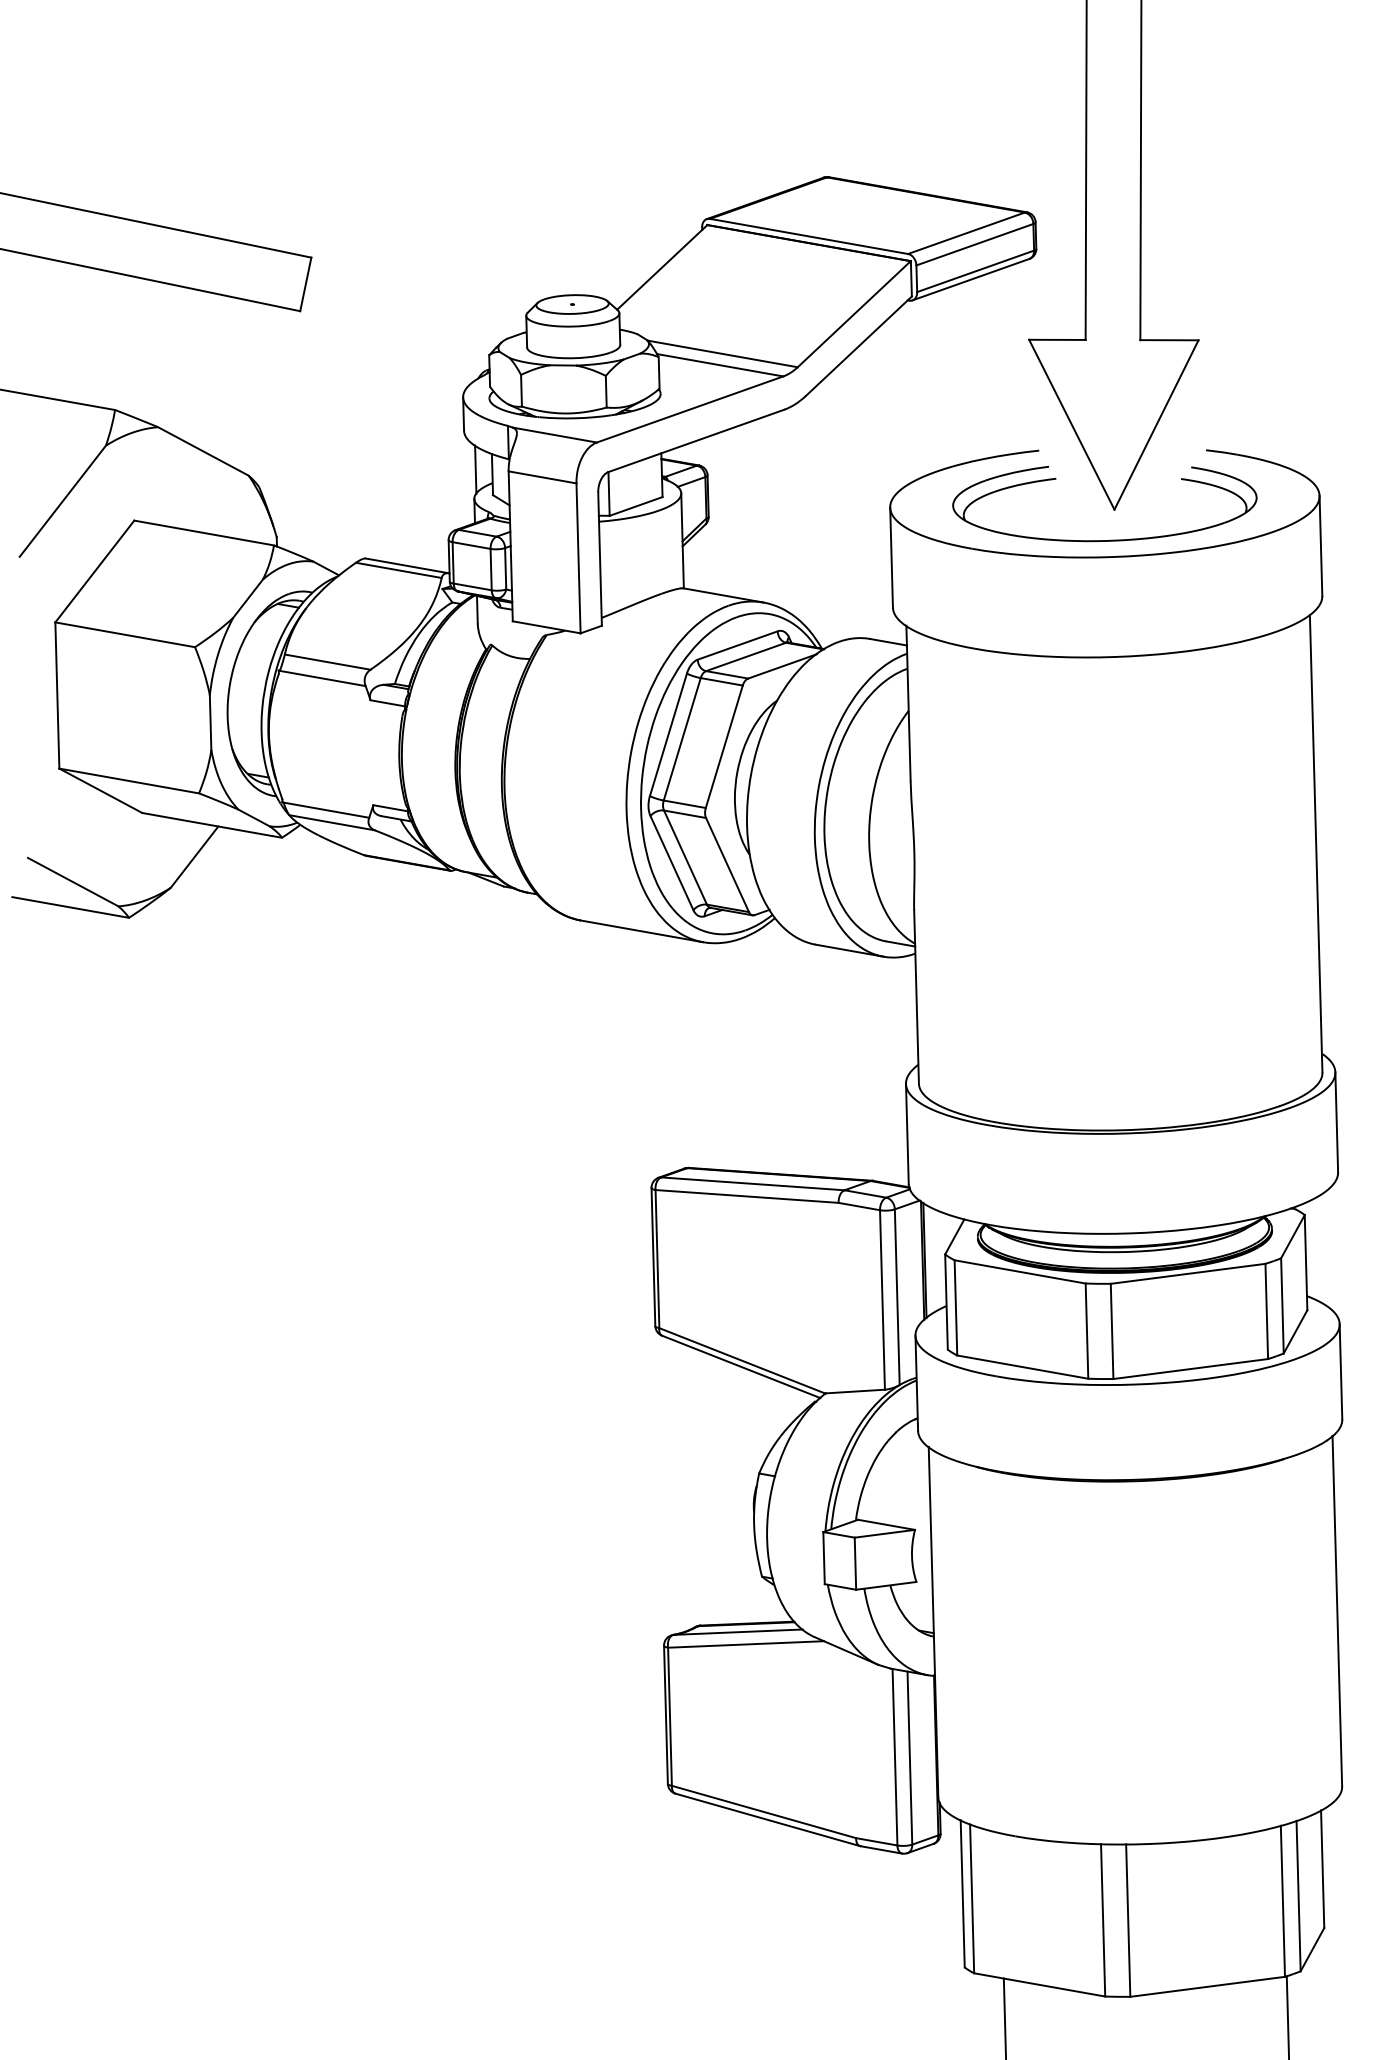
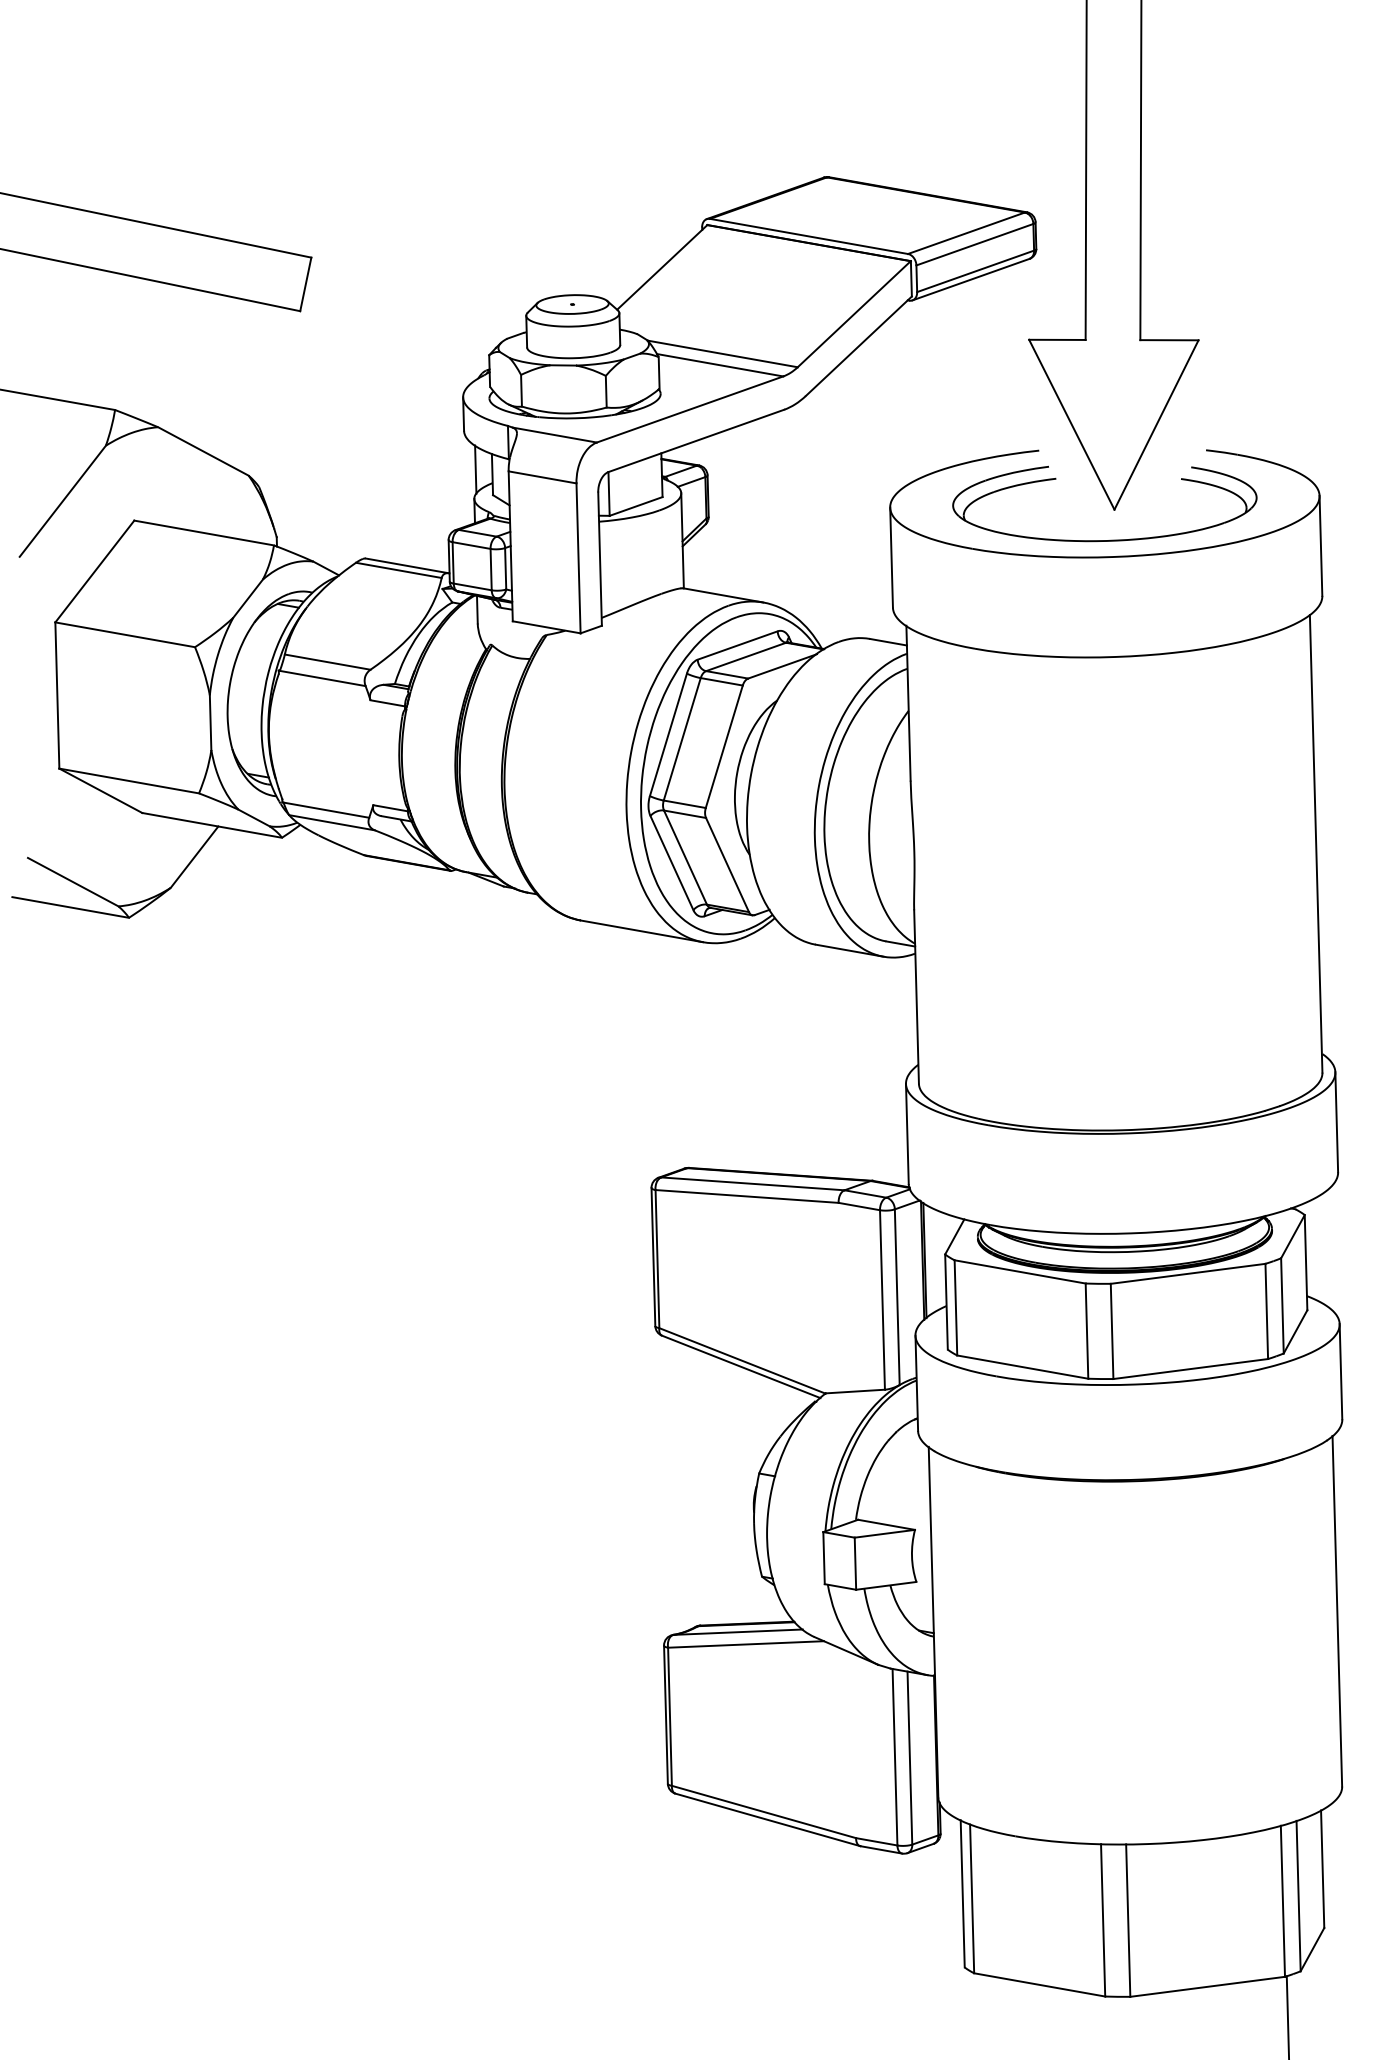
line: present -> none (1004, 2017)
